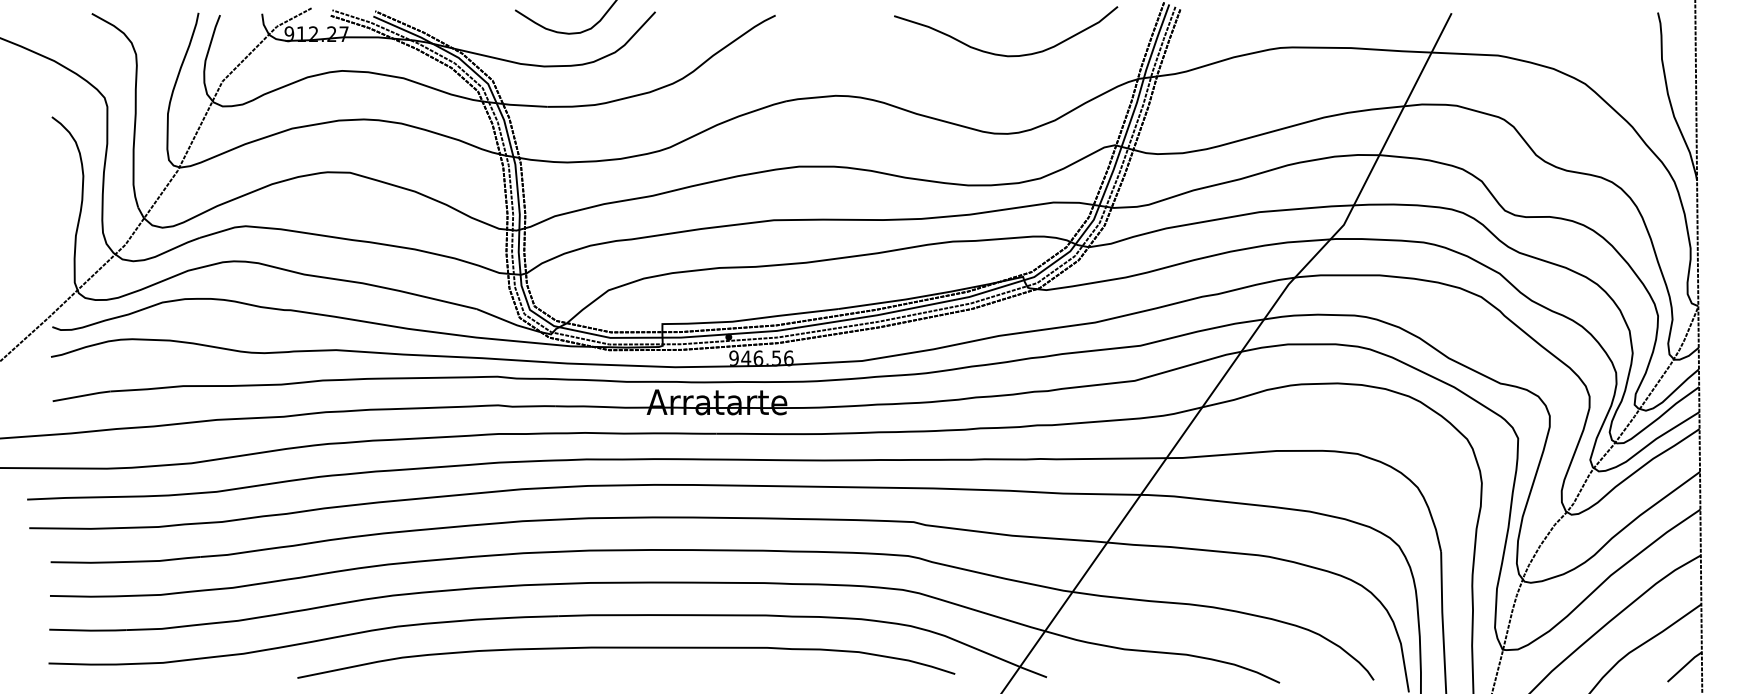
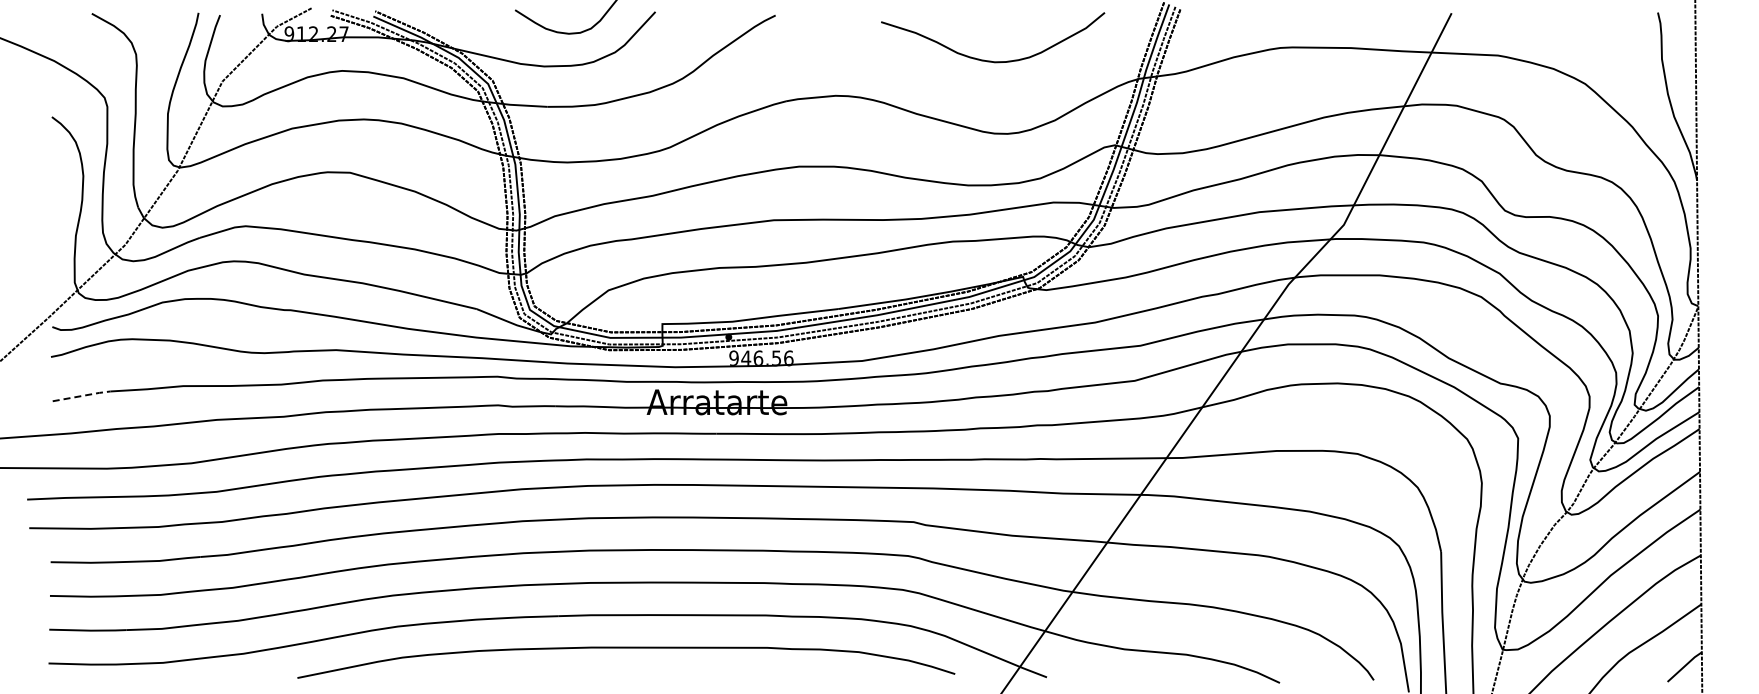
curve position: (1004, 54) -> (991, 60) (991, 60)
line: solid -> dashed (82, 395)
